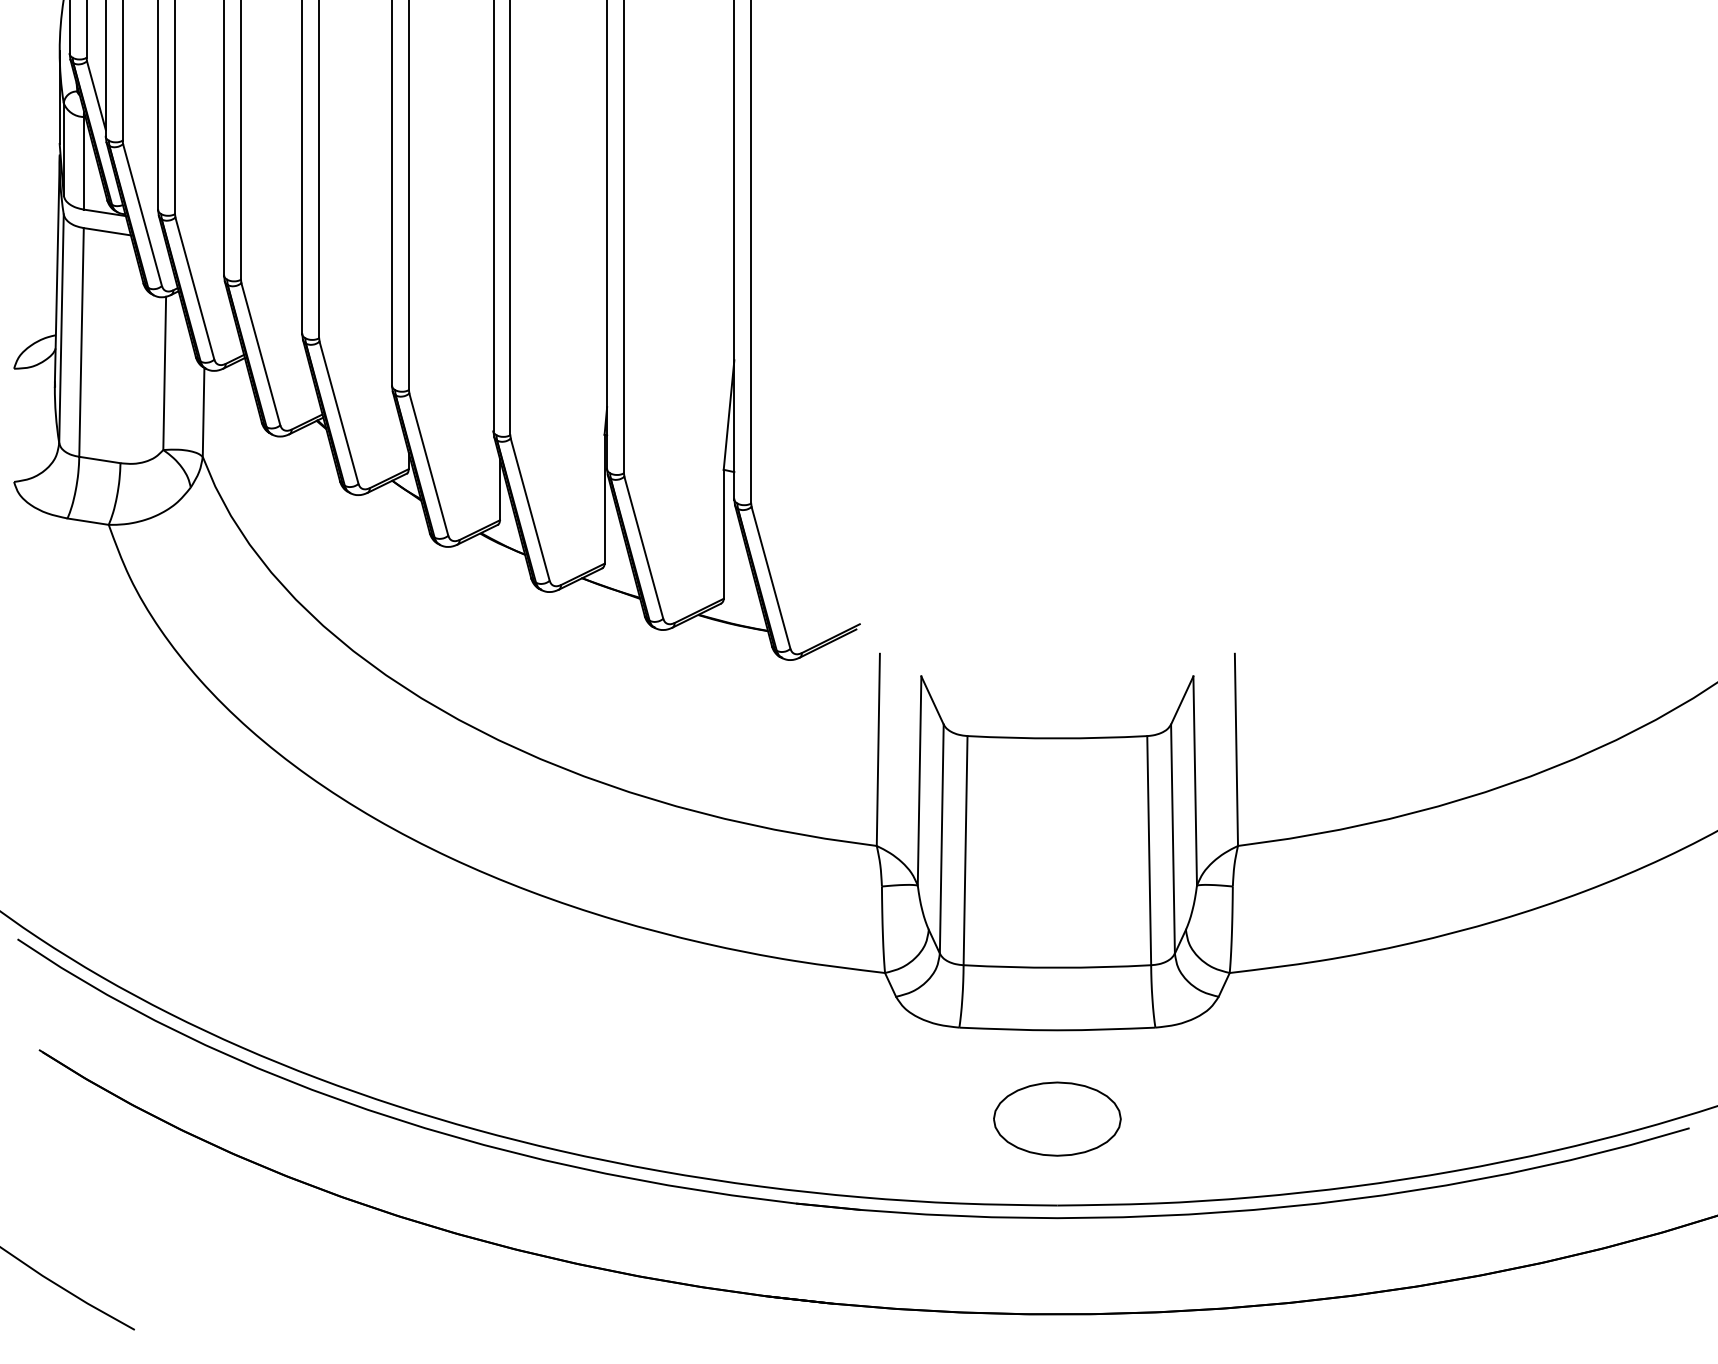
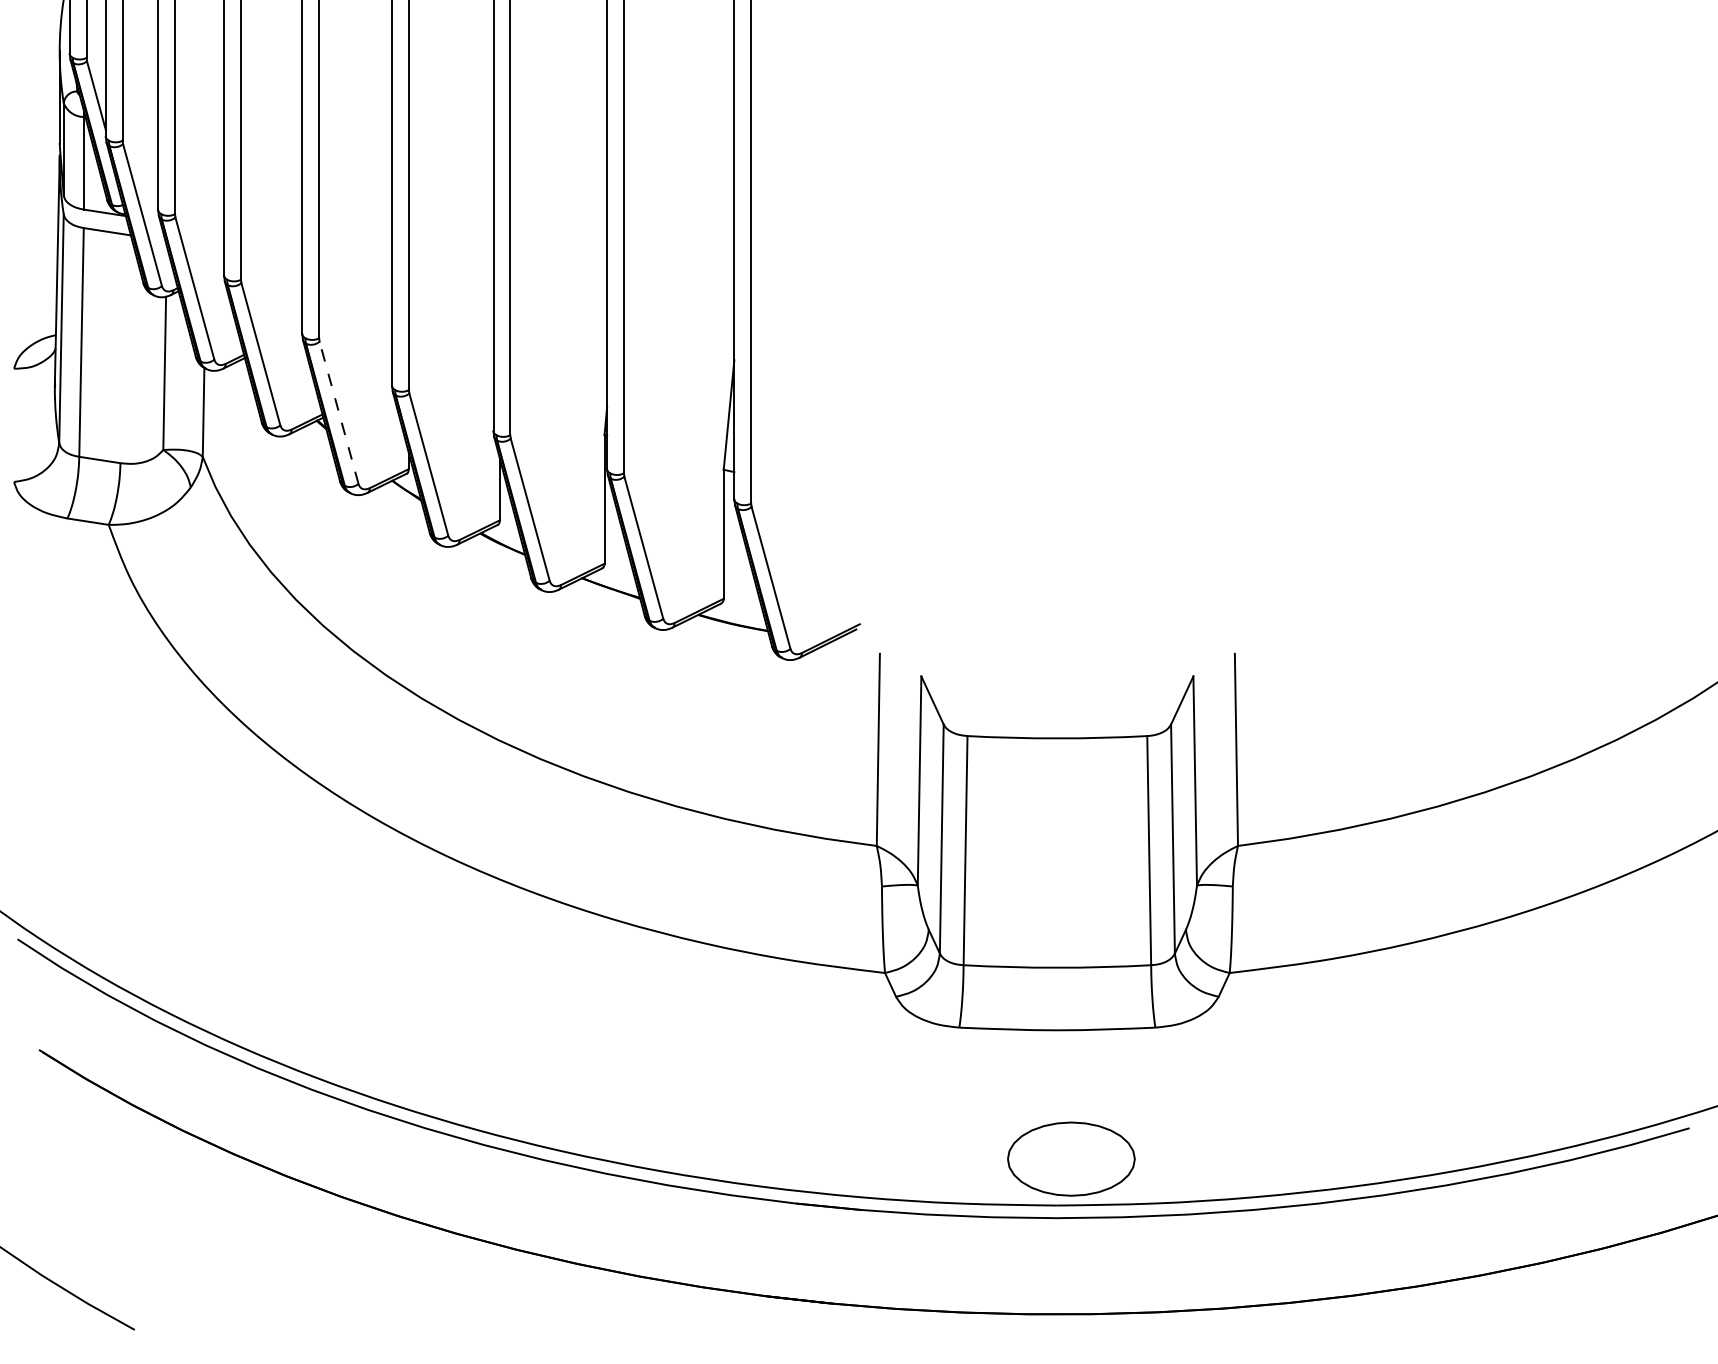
line: solid -> dashed (339, 412)
part position: (1057, 1118) -> (1071, 1158) (1071, 1158)
